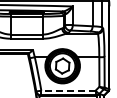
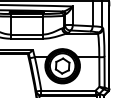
line: dashed -> solid (67, 90)
